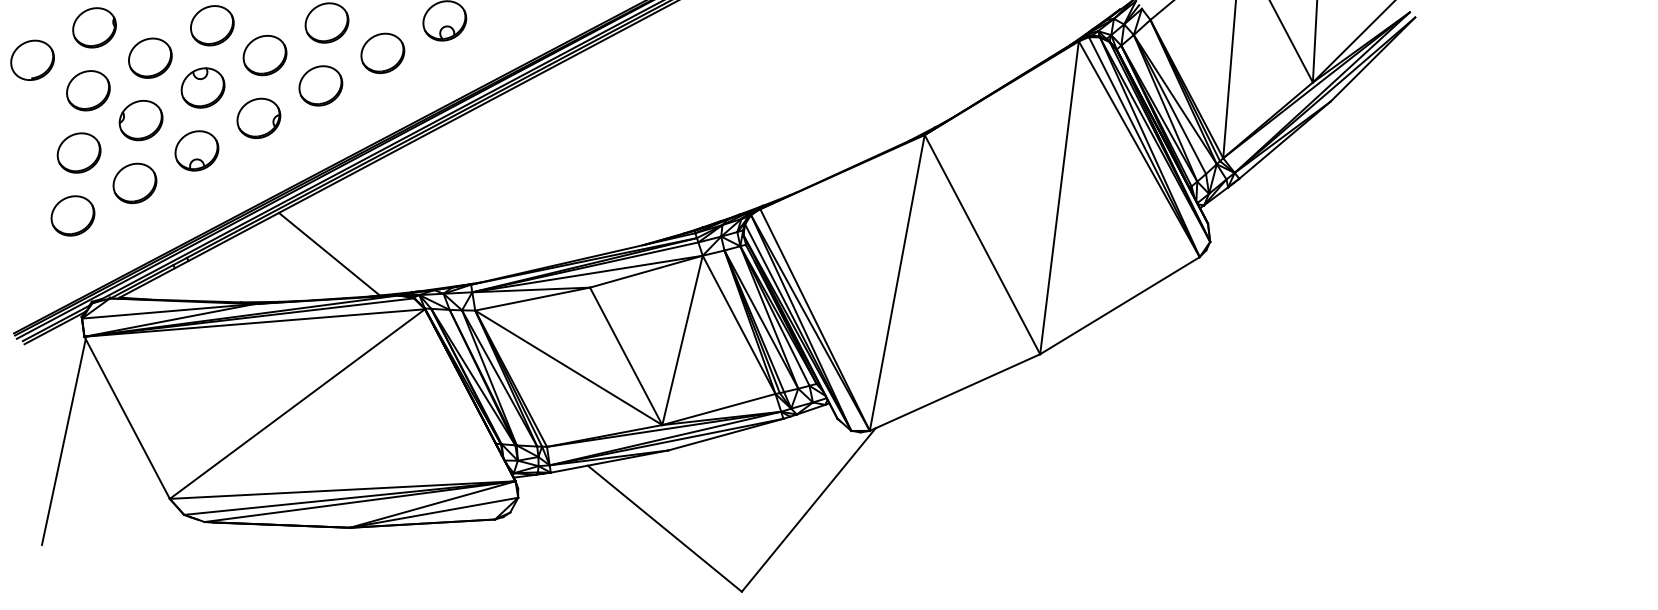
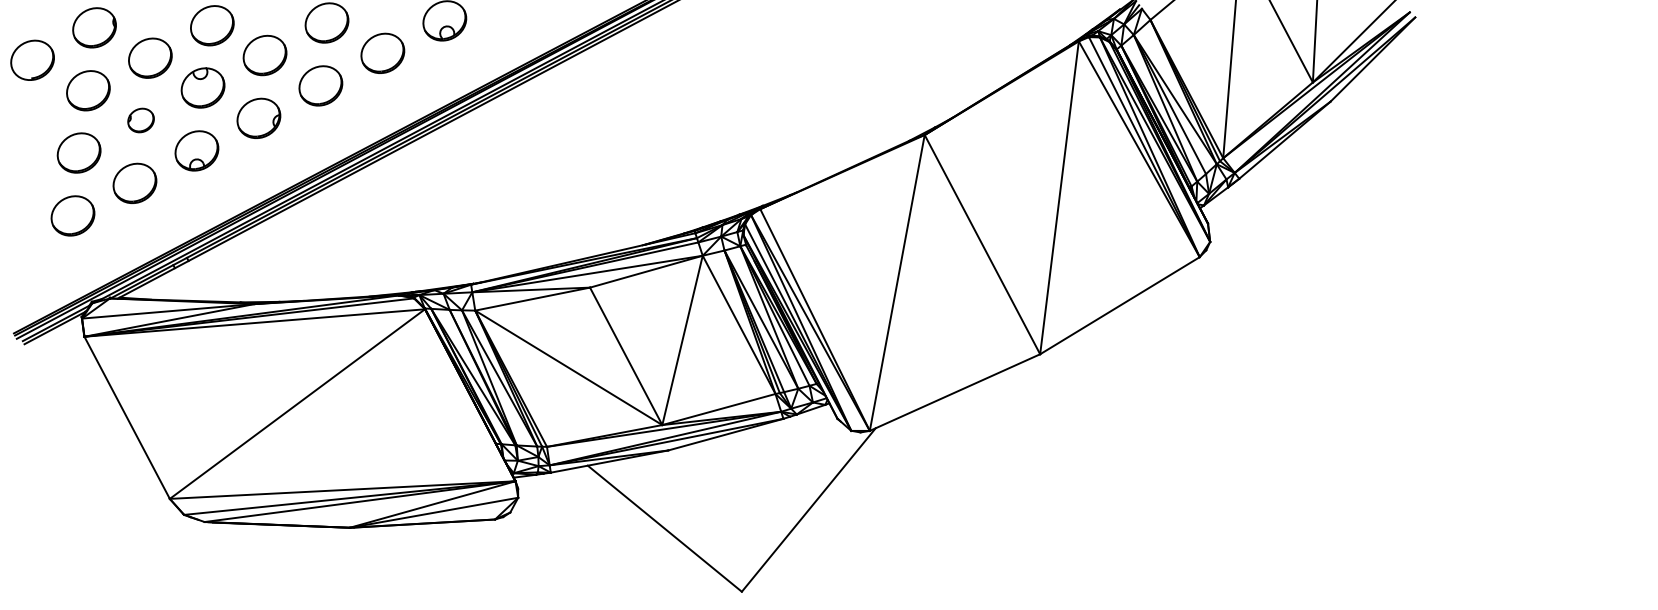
part size: 46x43 px -> 28x27 px (140, 120)
line: present -> none (328, 253)
line: present -> none (63, 441)
